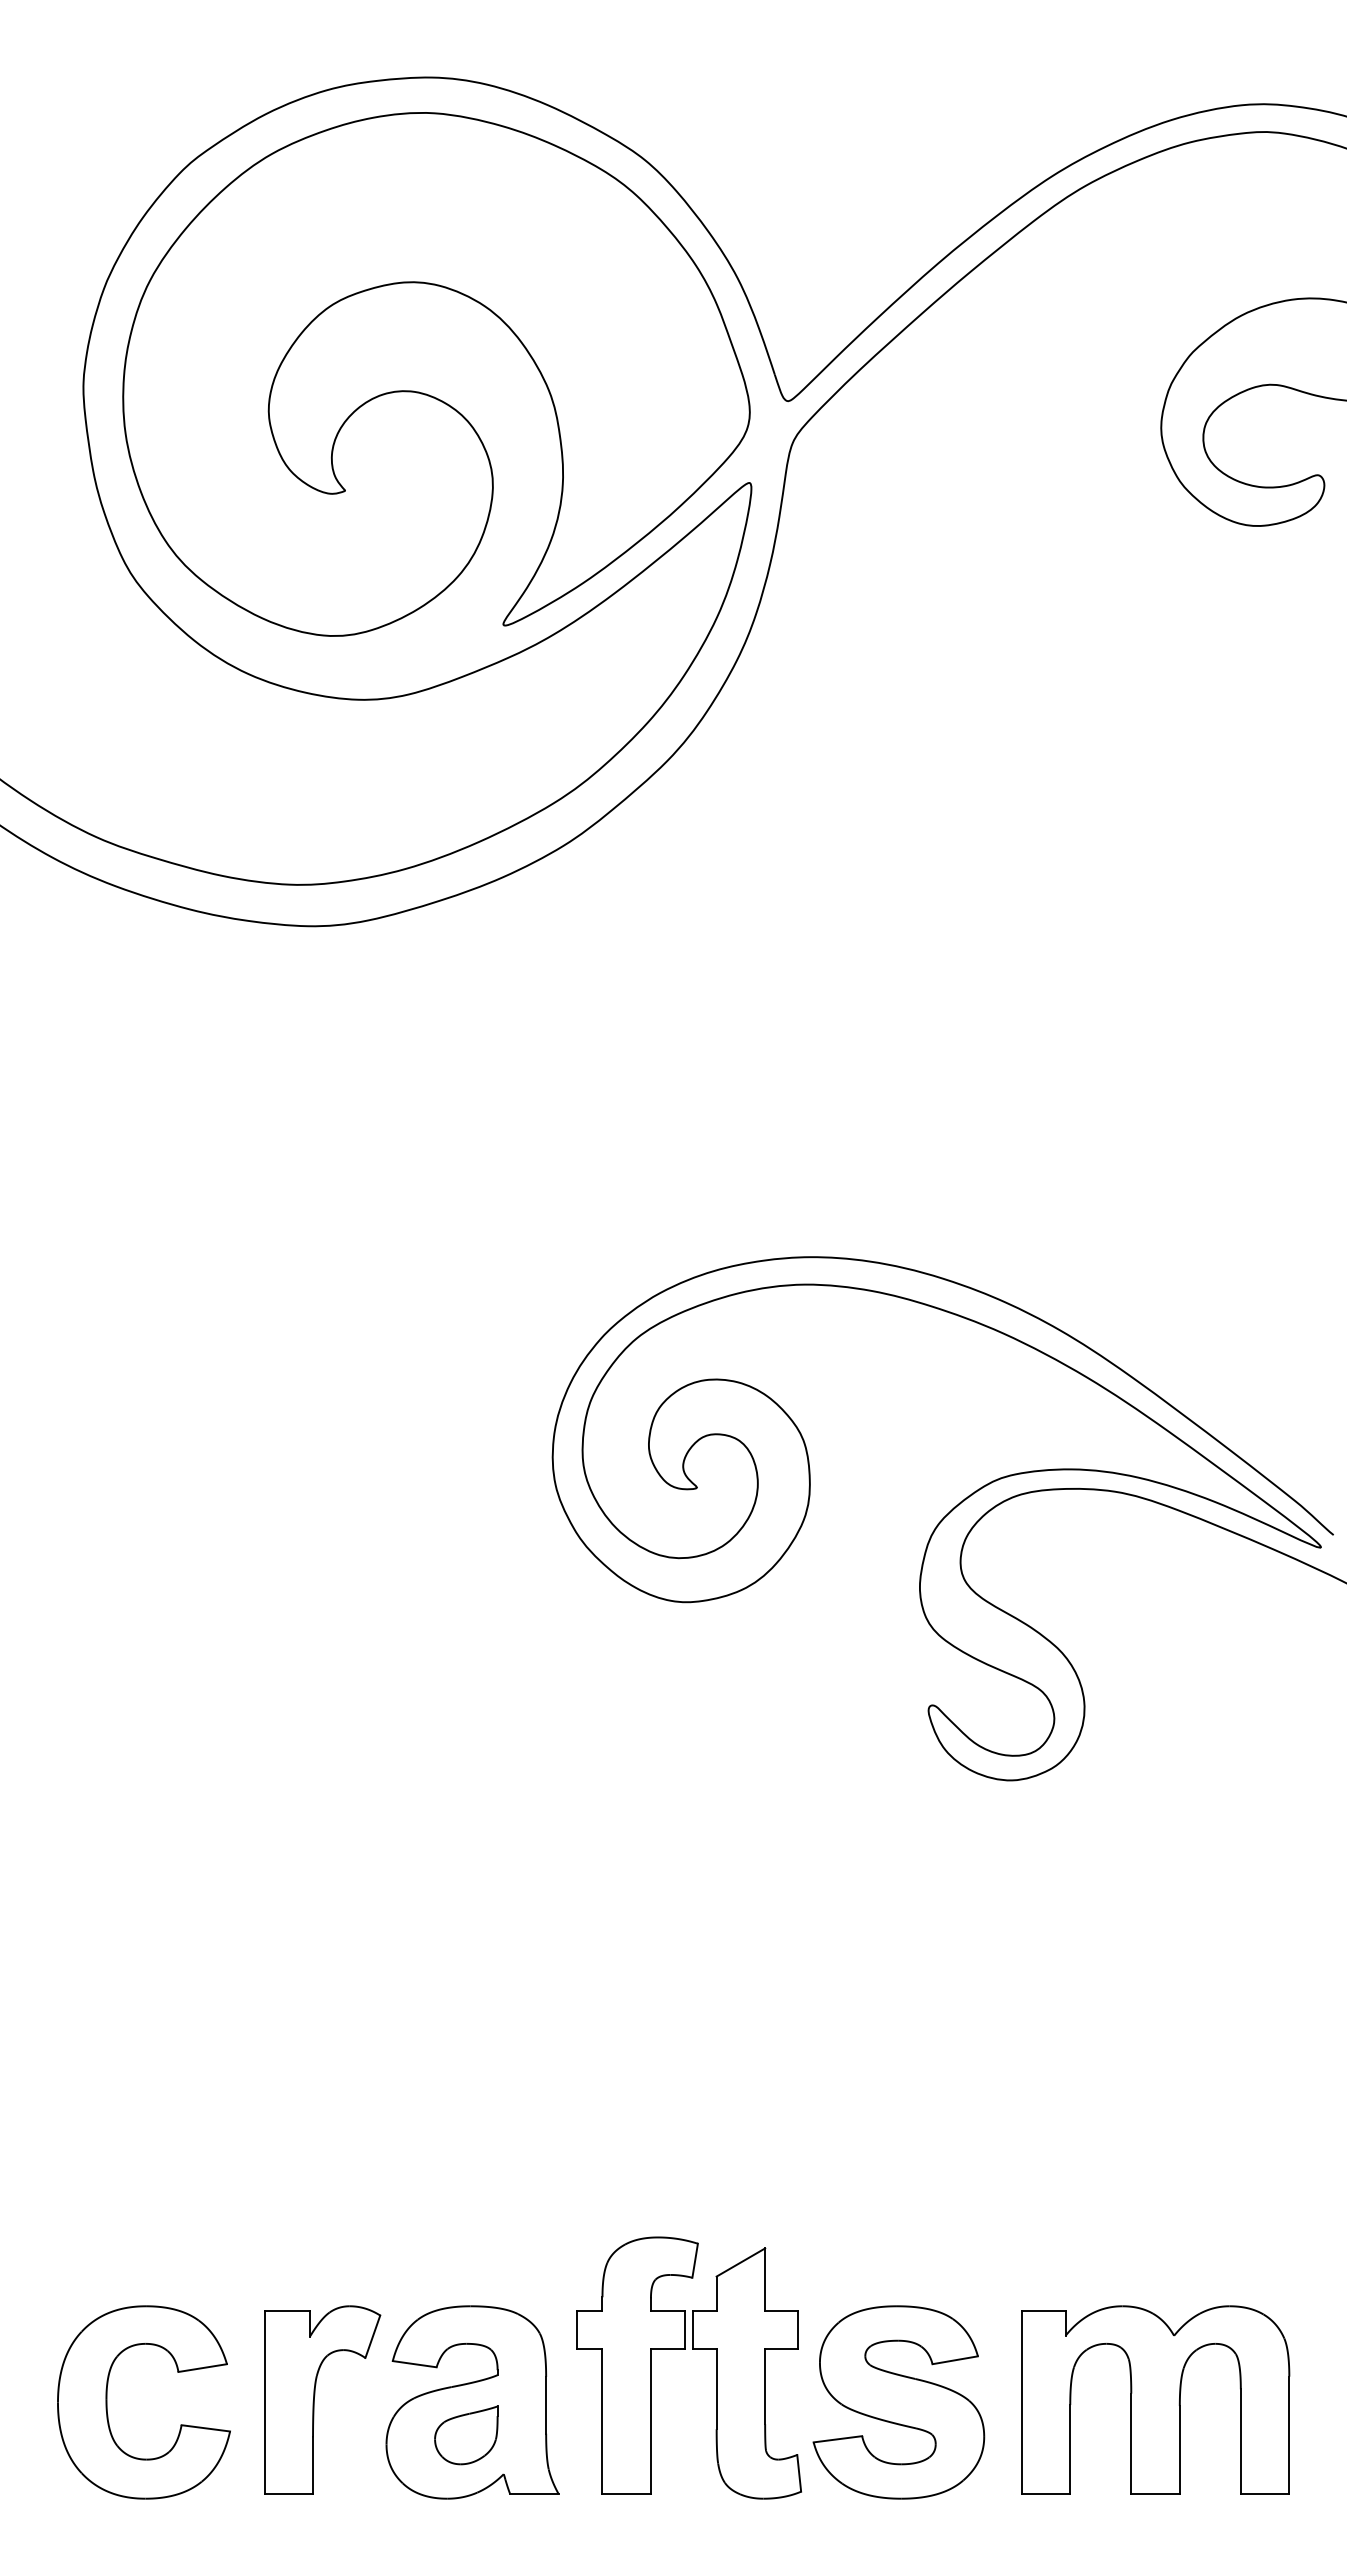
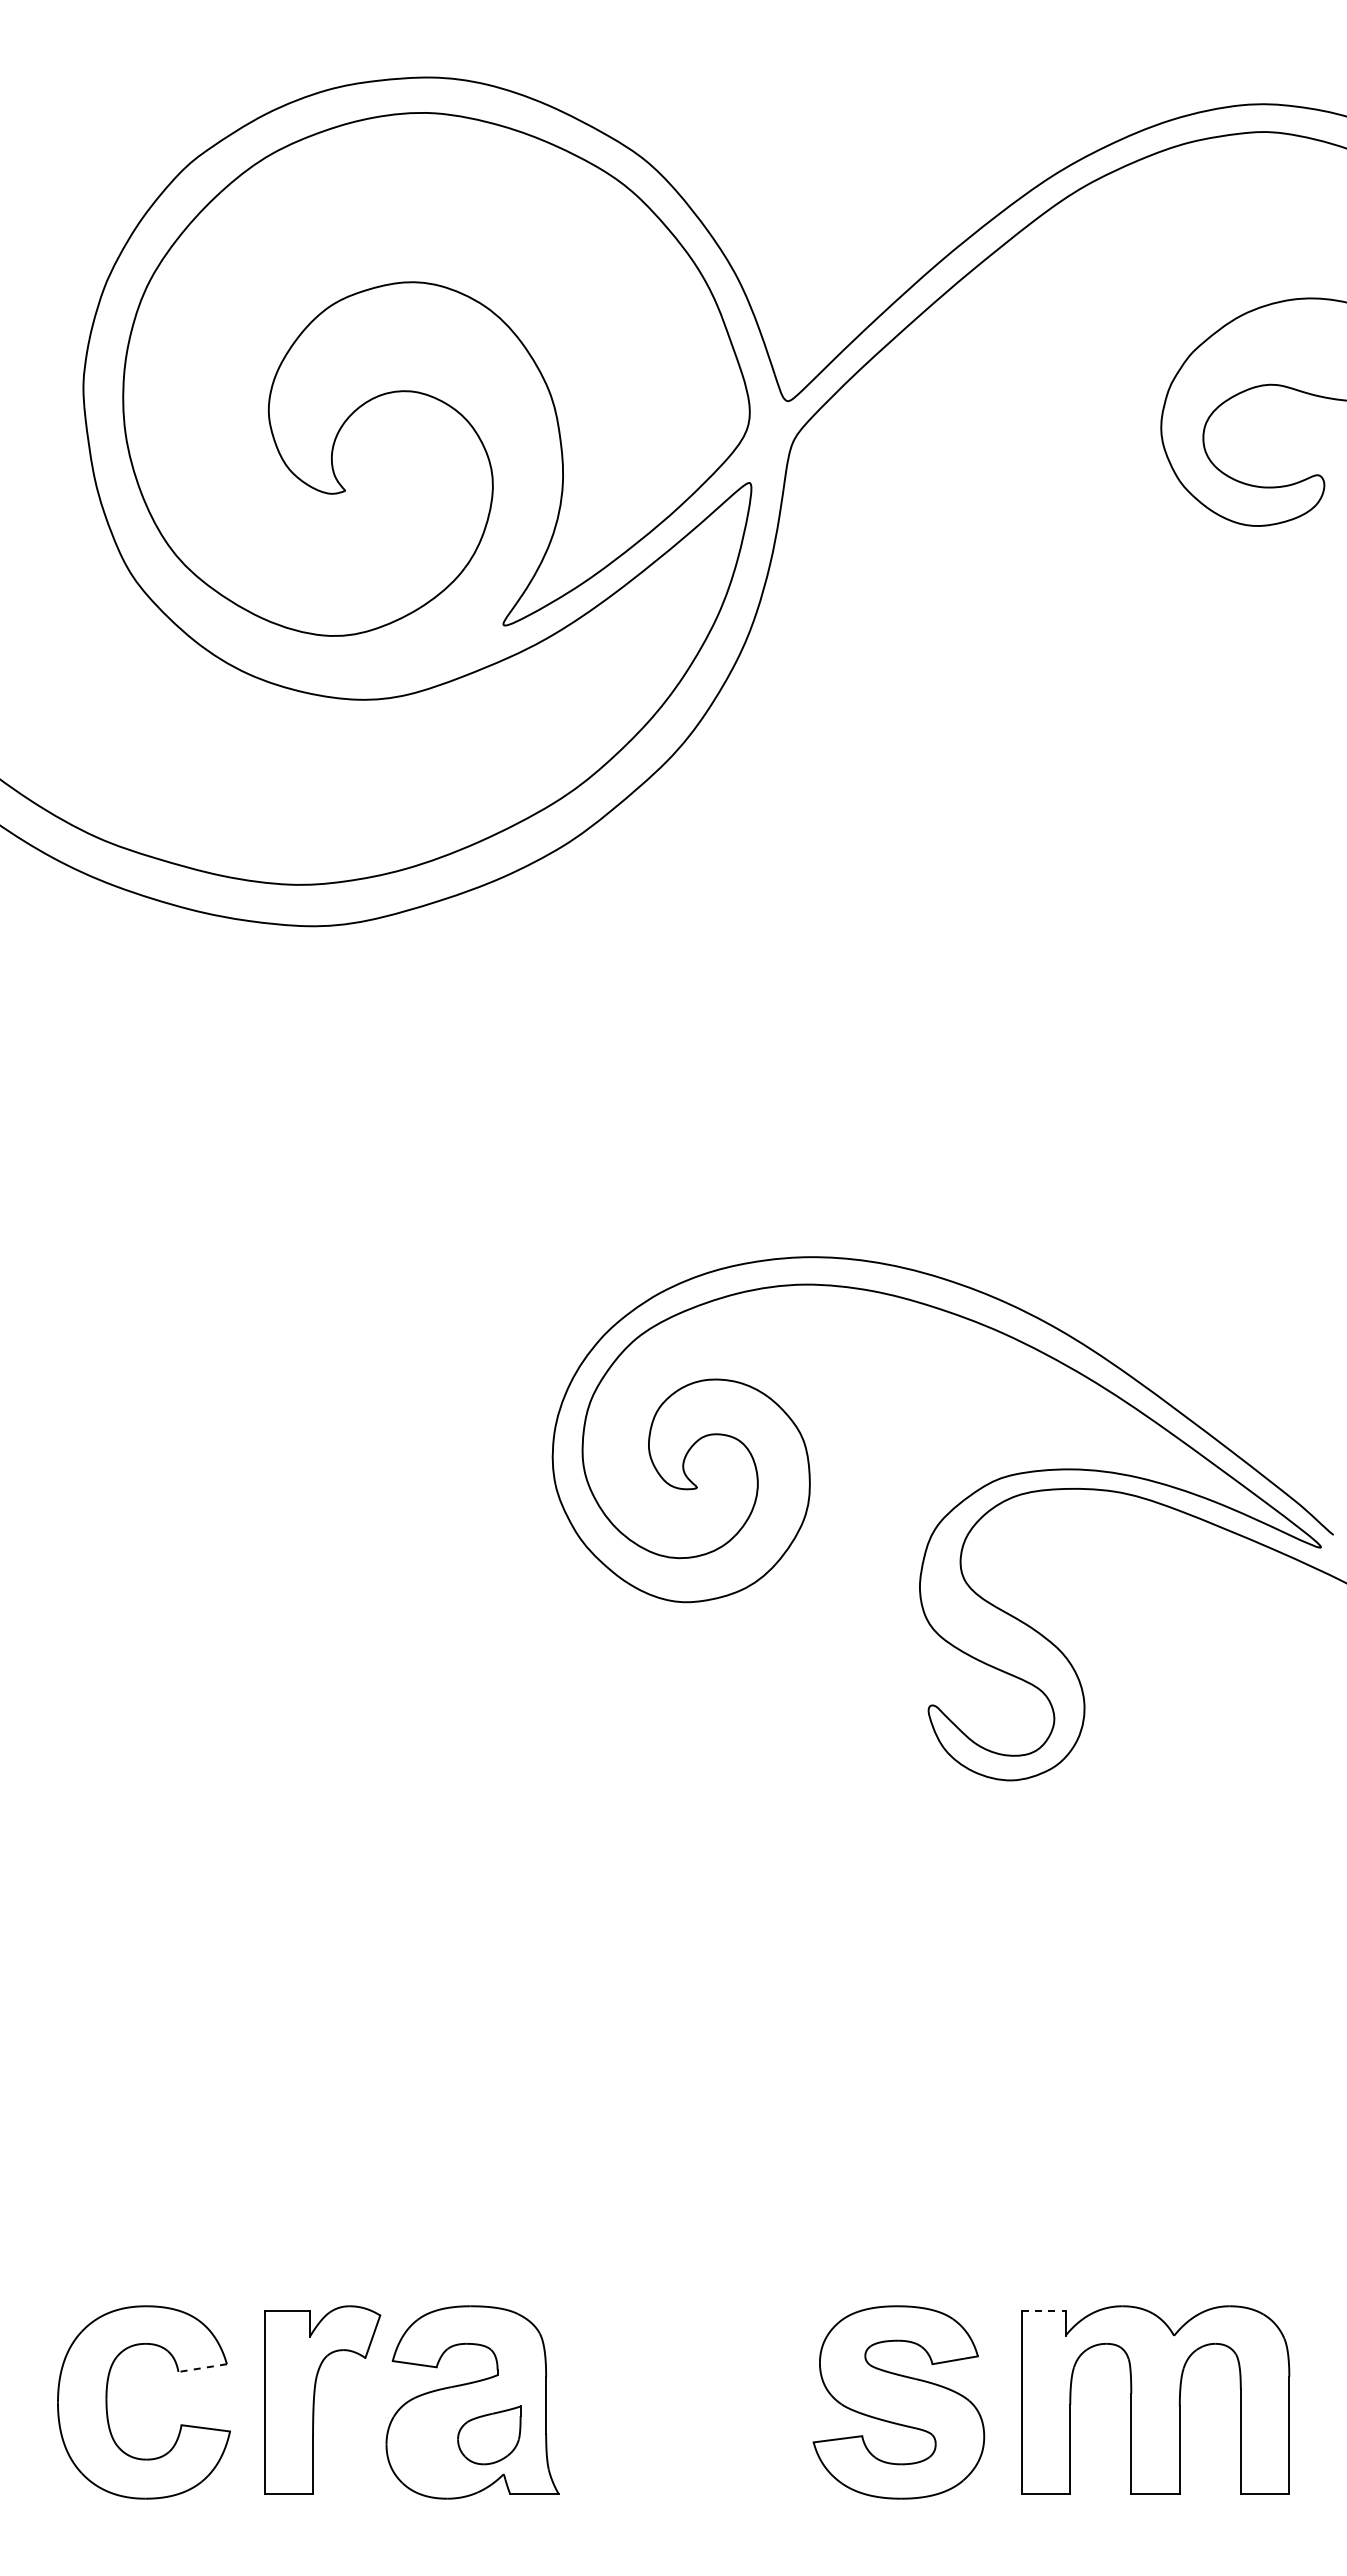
line: solid -> dashed (1043, 2310)
part: present -> none (685, 2349)
line: solid -> dashed (202, 2368)
part position: (466, 2435) -> (489, 2435) (489, 2435)
